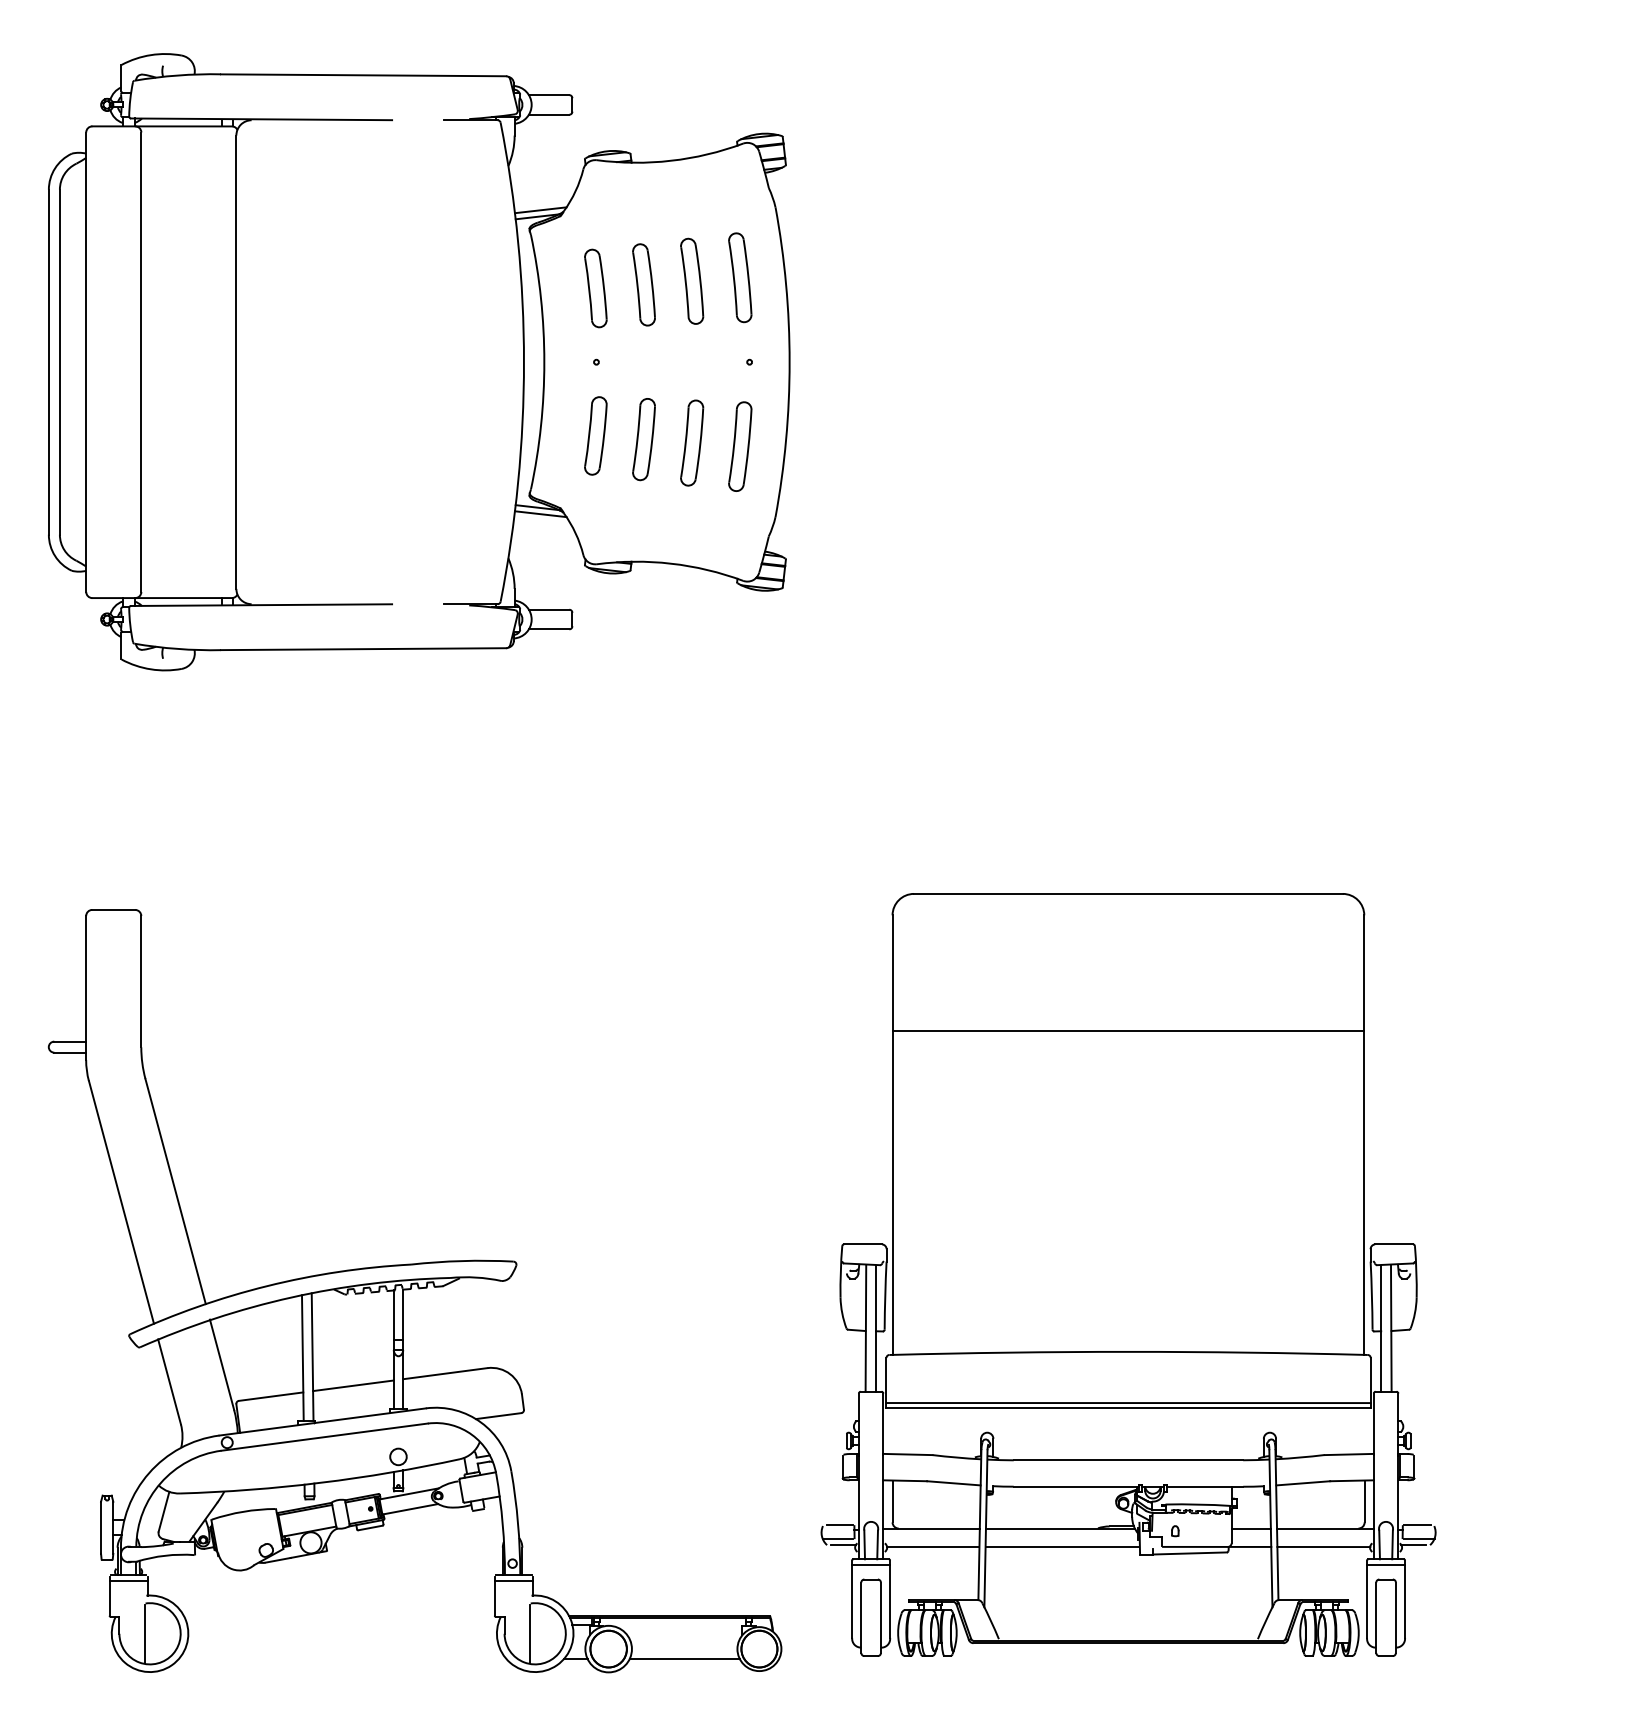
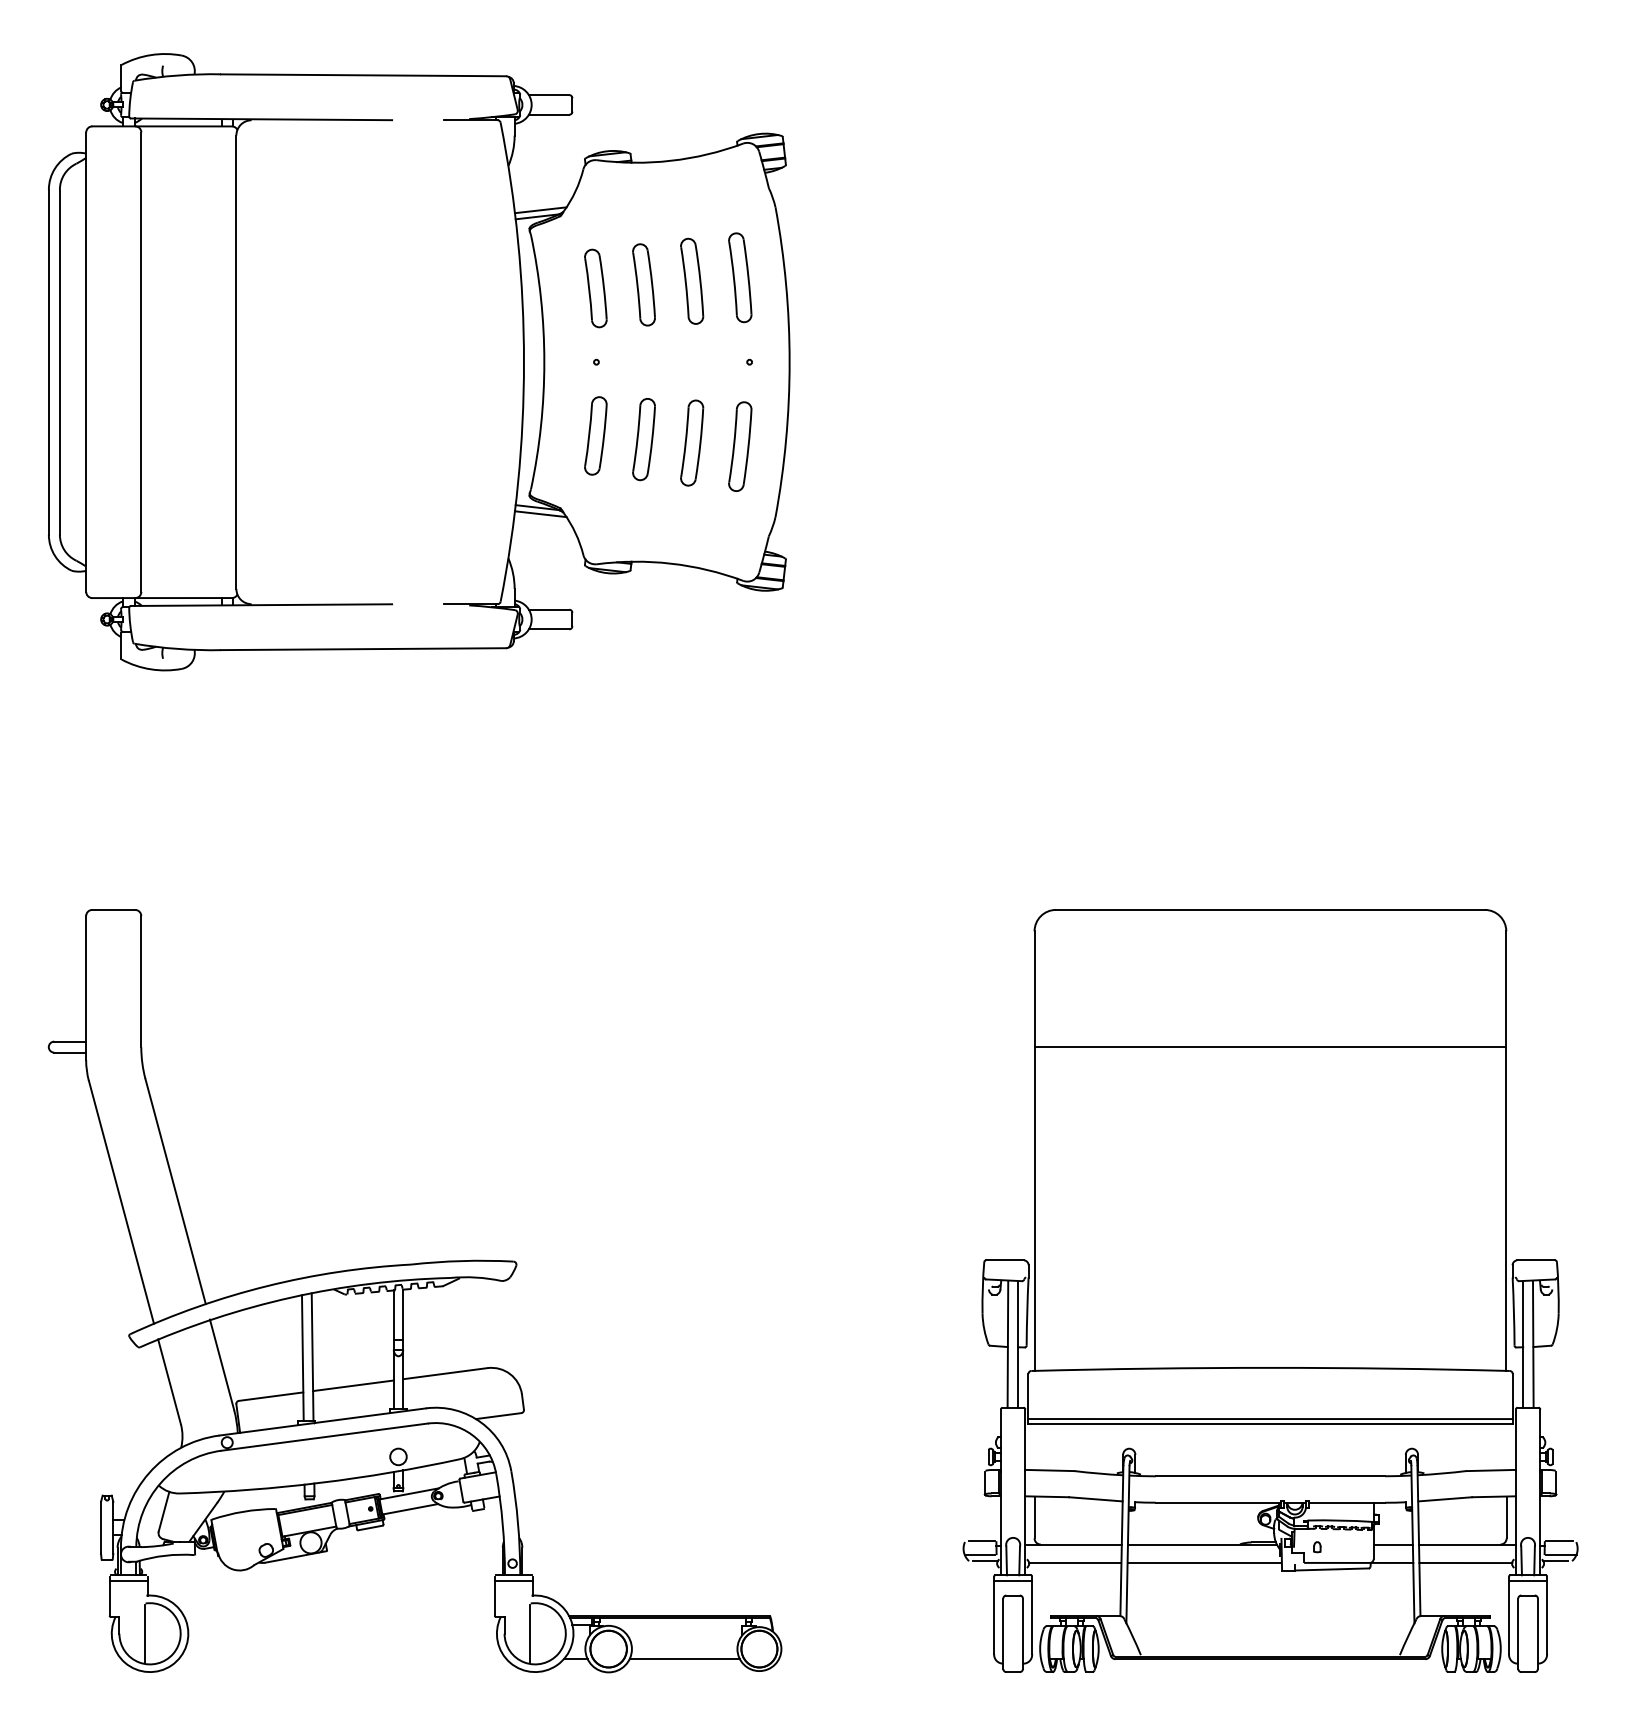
part position: (1128, 1274) -> (1270, 1290) (1270, 1290)
